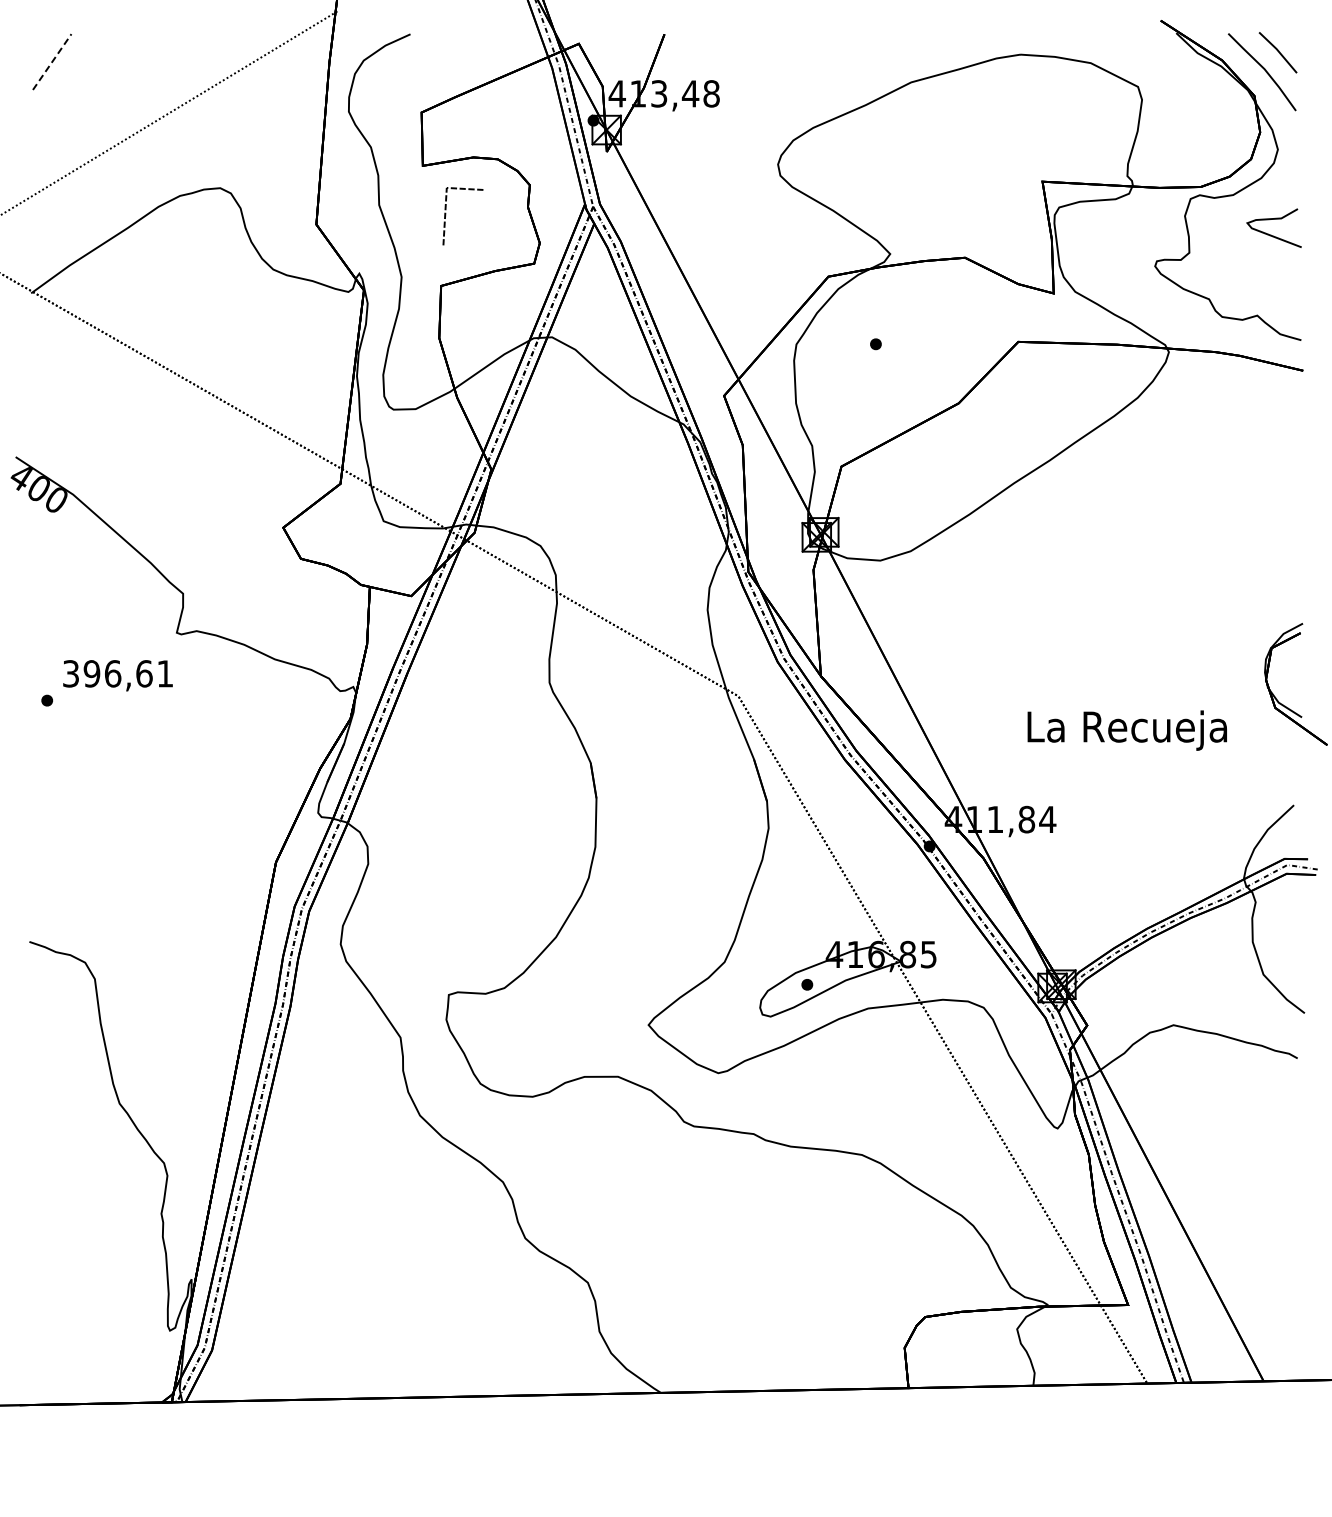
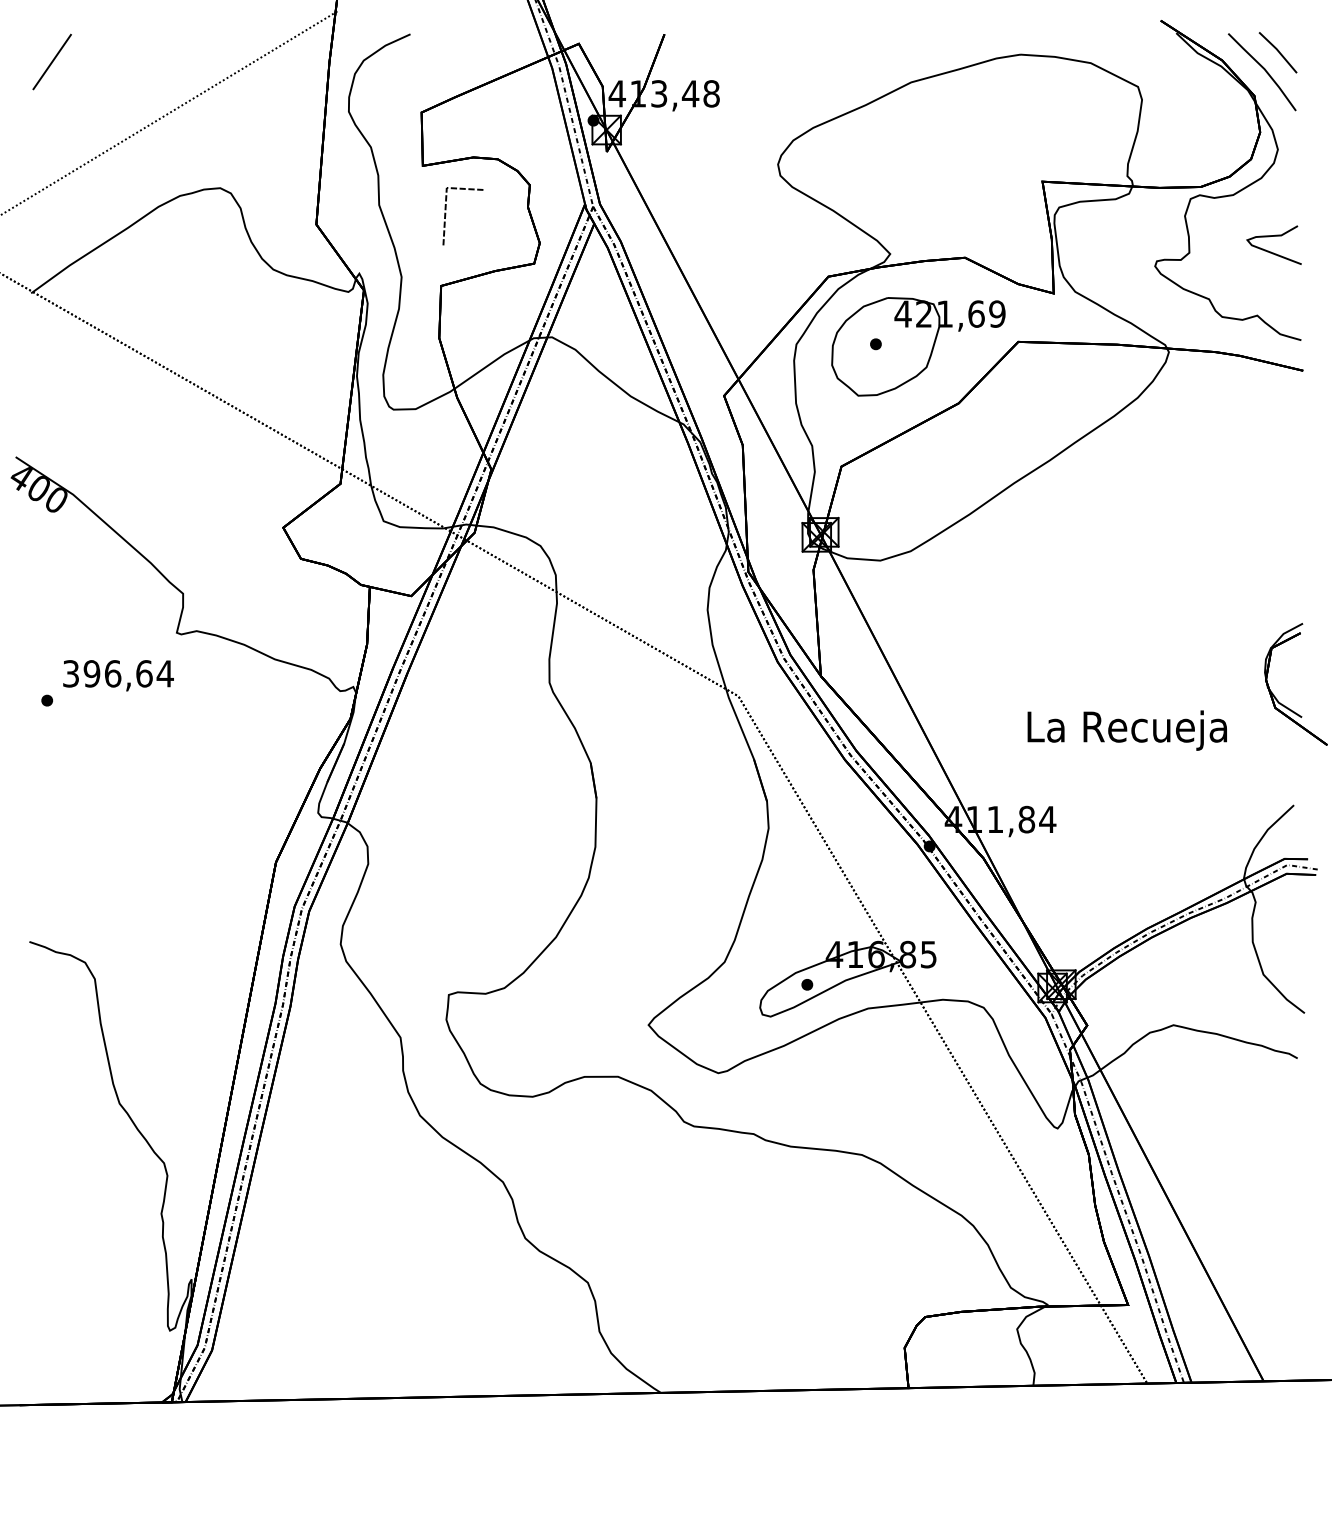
line: dashed -> solid (52, 62)
curve position: (1271, 234) -> (1271, 251) (1271, 251)
part: none -> present (918, 346)
text: 396,61 -> 396,64 (164, 673)
